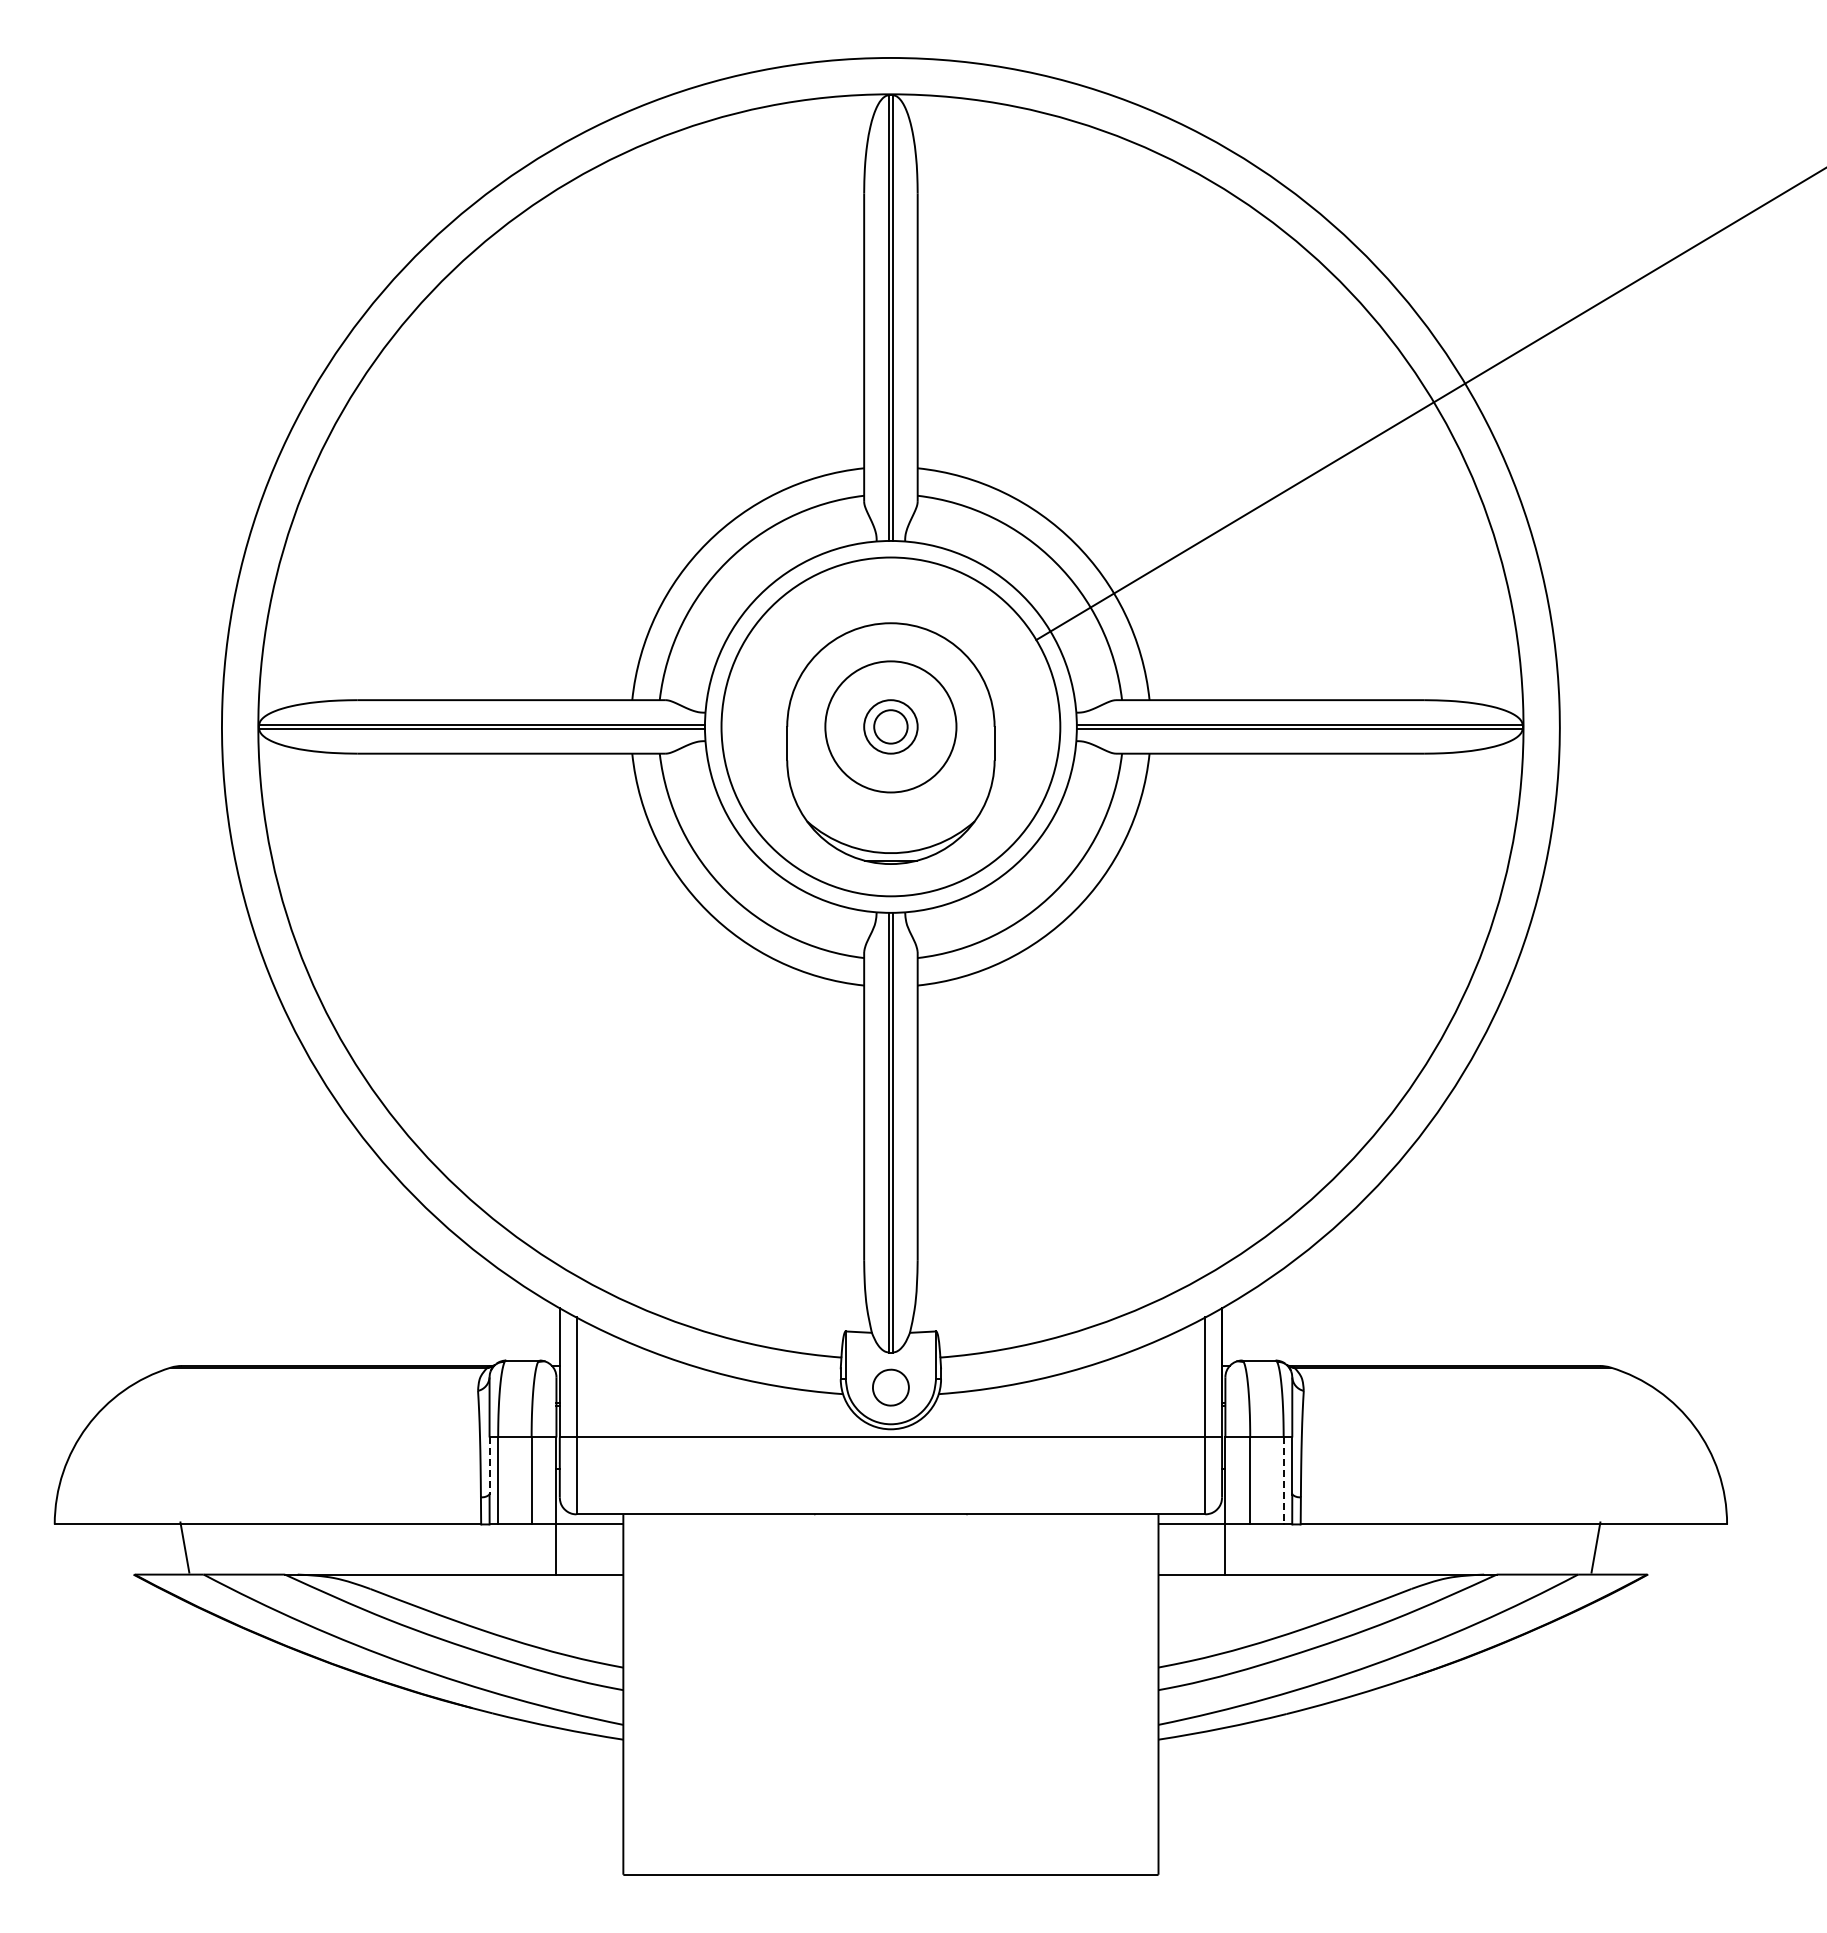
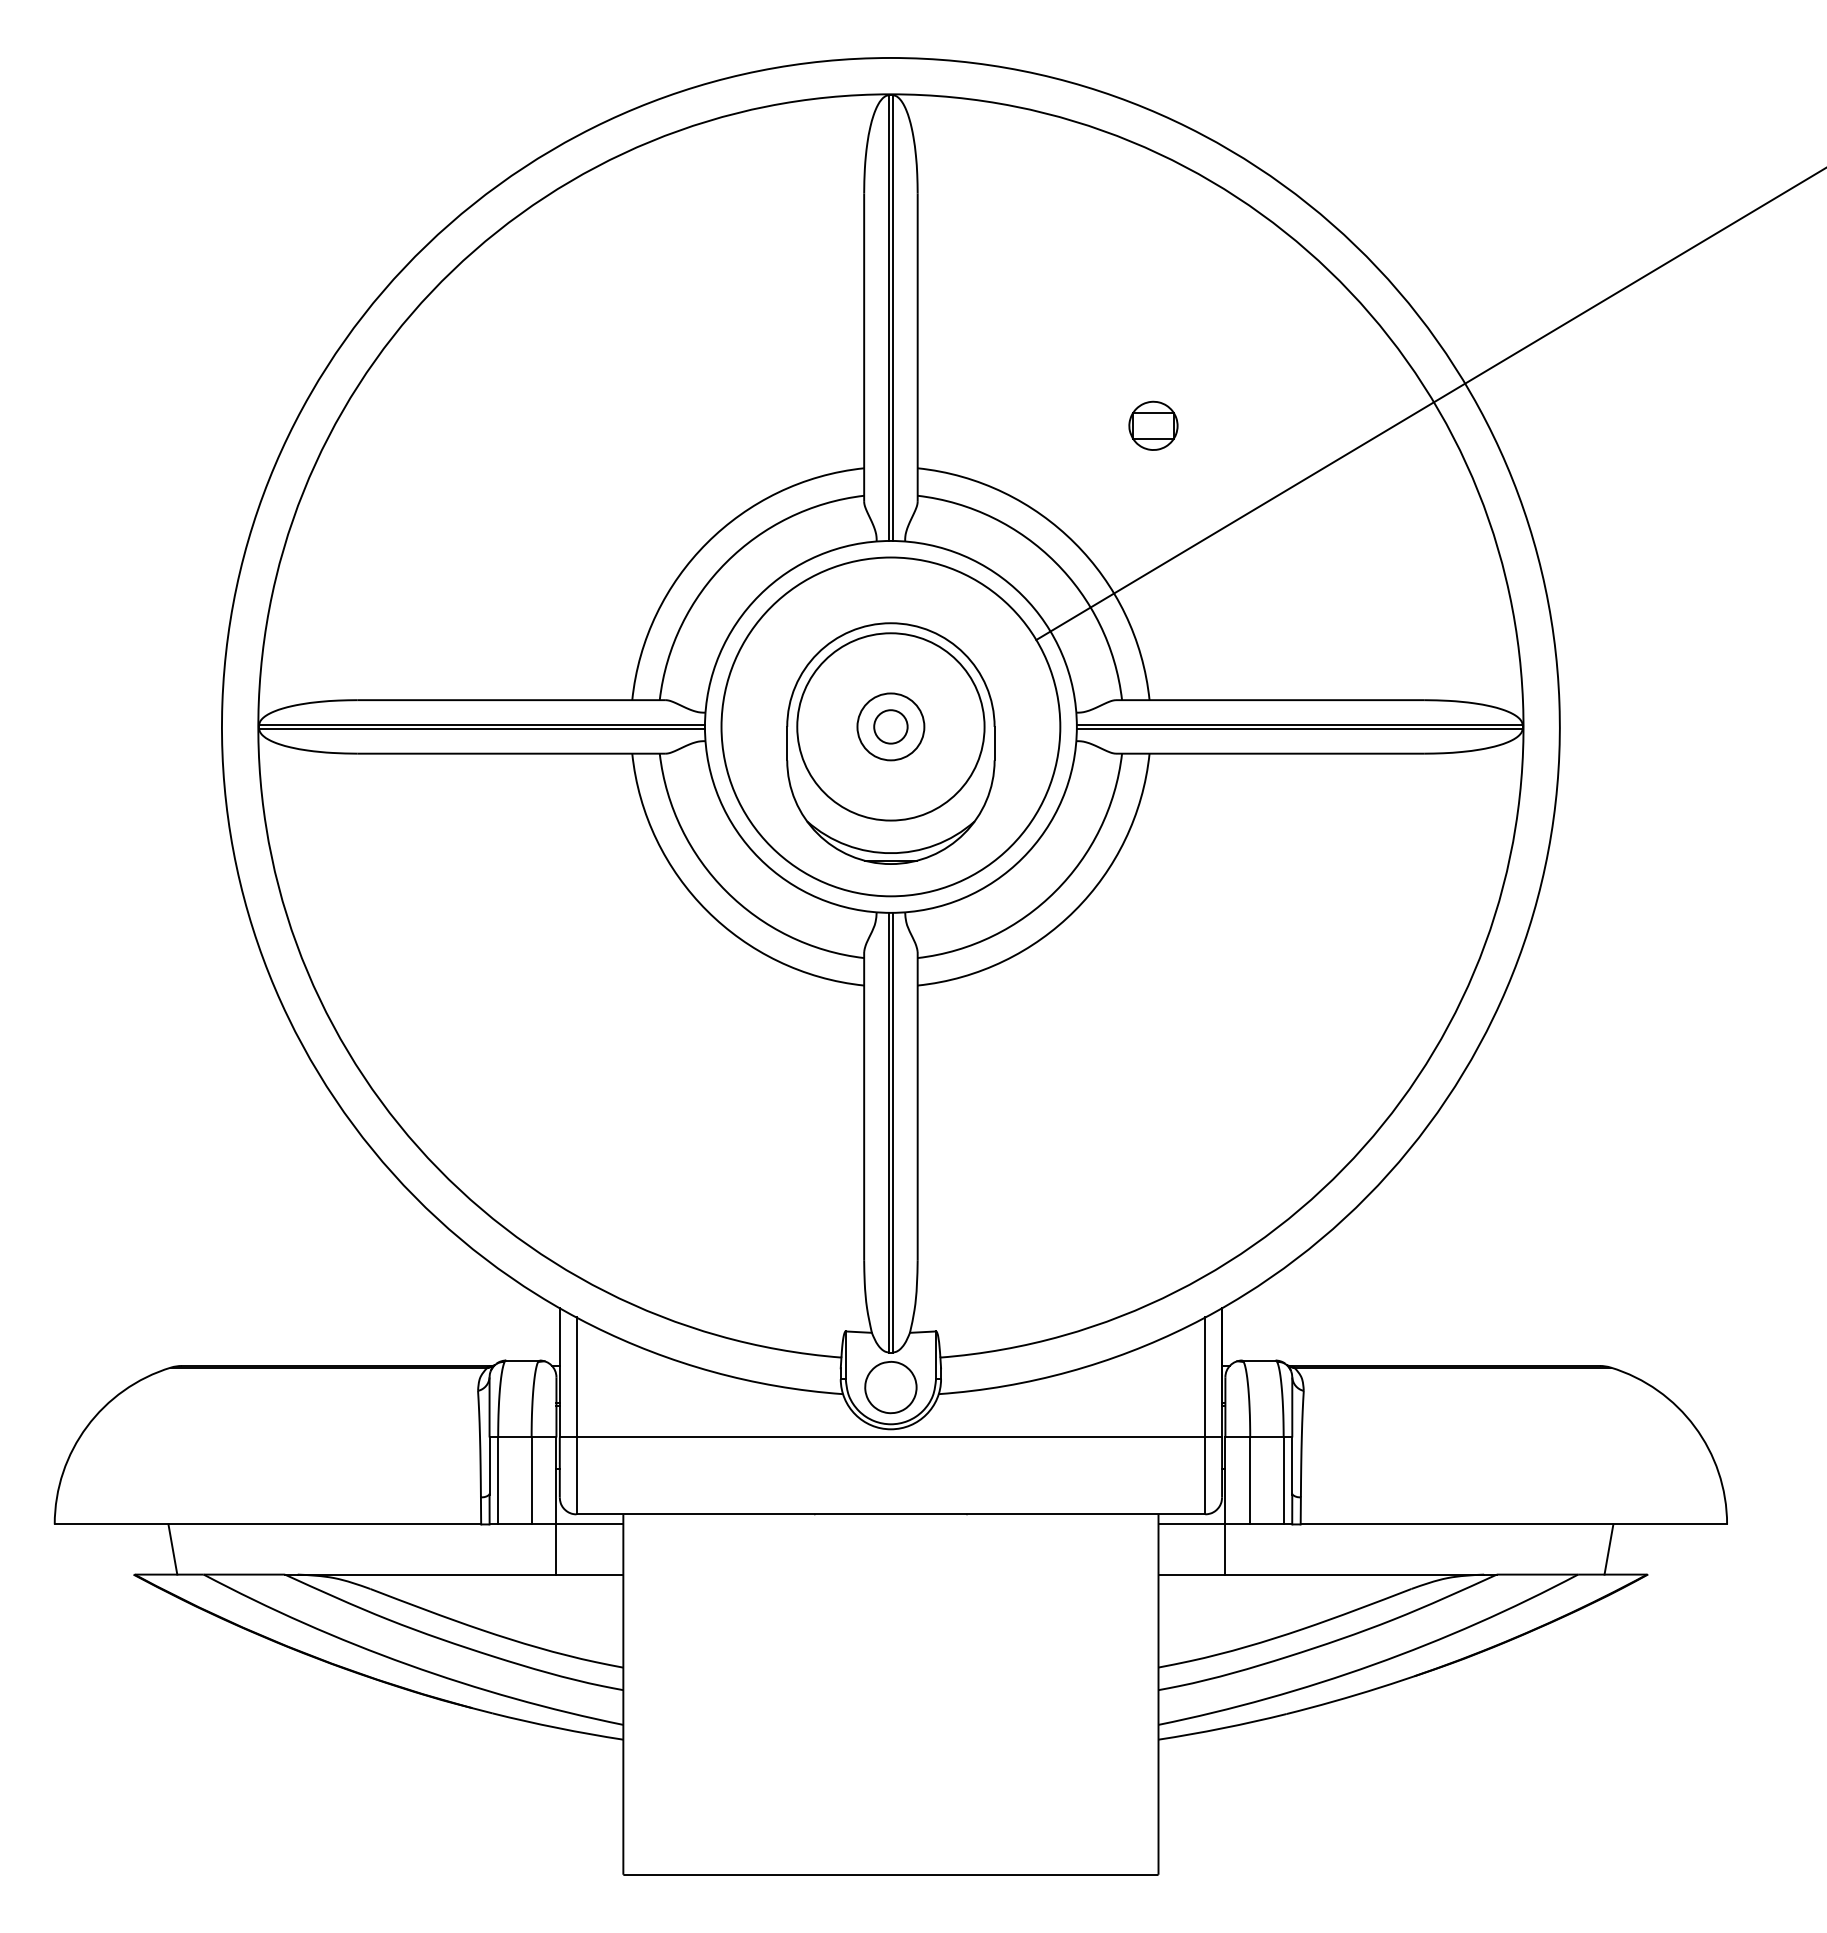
part: none -> present (1153, 425)
circle diameter: 131 px -> 187 px (890, 726)
circle diameter: 54 px -> 67 px (890, 726)
part size: 38x39 px -> 54x54 px (890, 1387)
line: dashed -> solid (489, 1466)
line: dashed -> solid (1283, 1481)
line position: (184, 1547) -> (172, 1549) (172, 1549)
line position: (1595, 1547) -> (1608, 1549) (1608, 1549)
